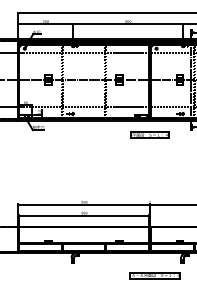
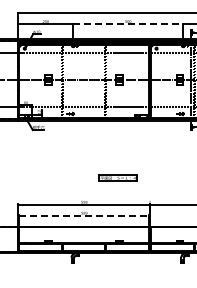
line: solid -> dashed (127, 23)
part position: (149, 134) -> (117, 177) (117, 177)
line: solid -> dashed (83, 215)
part: present -> none (154, 275)
